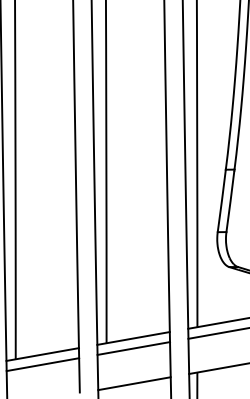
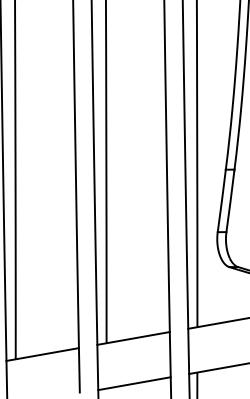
line: present -> none (217, 333)
line: present -> none (133, 348)
line: present -> none (42, 364)
